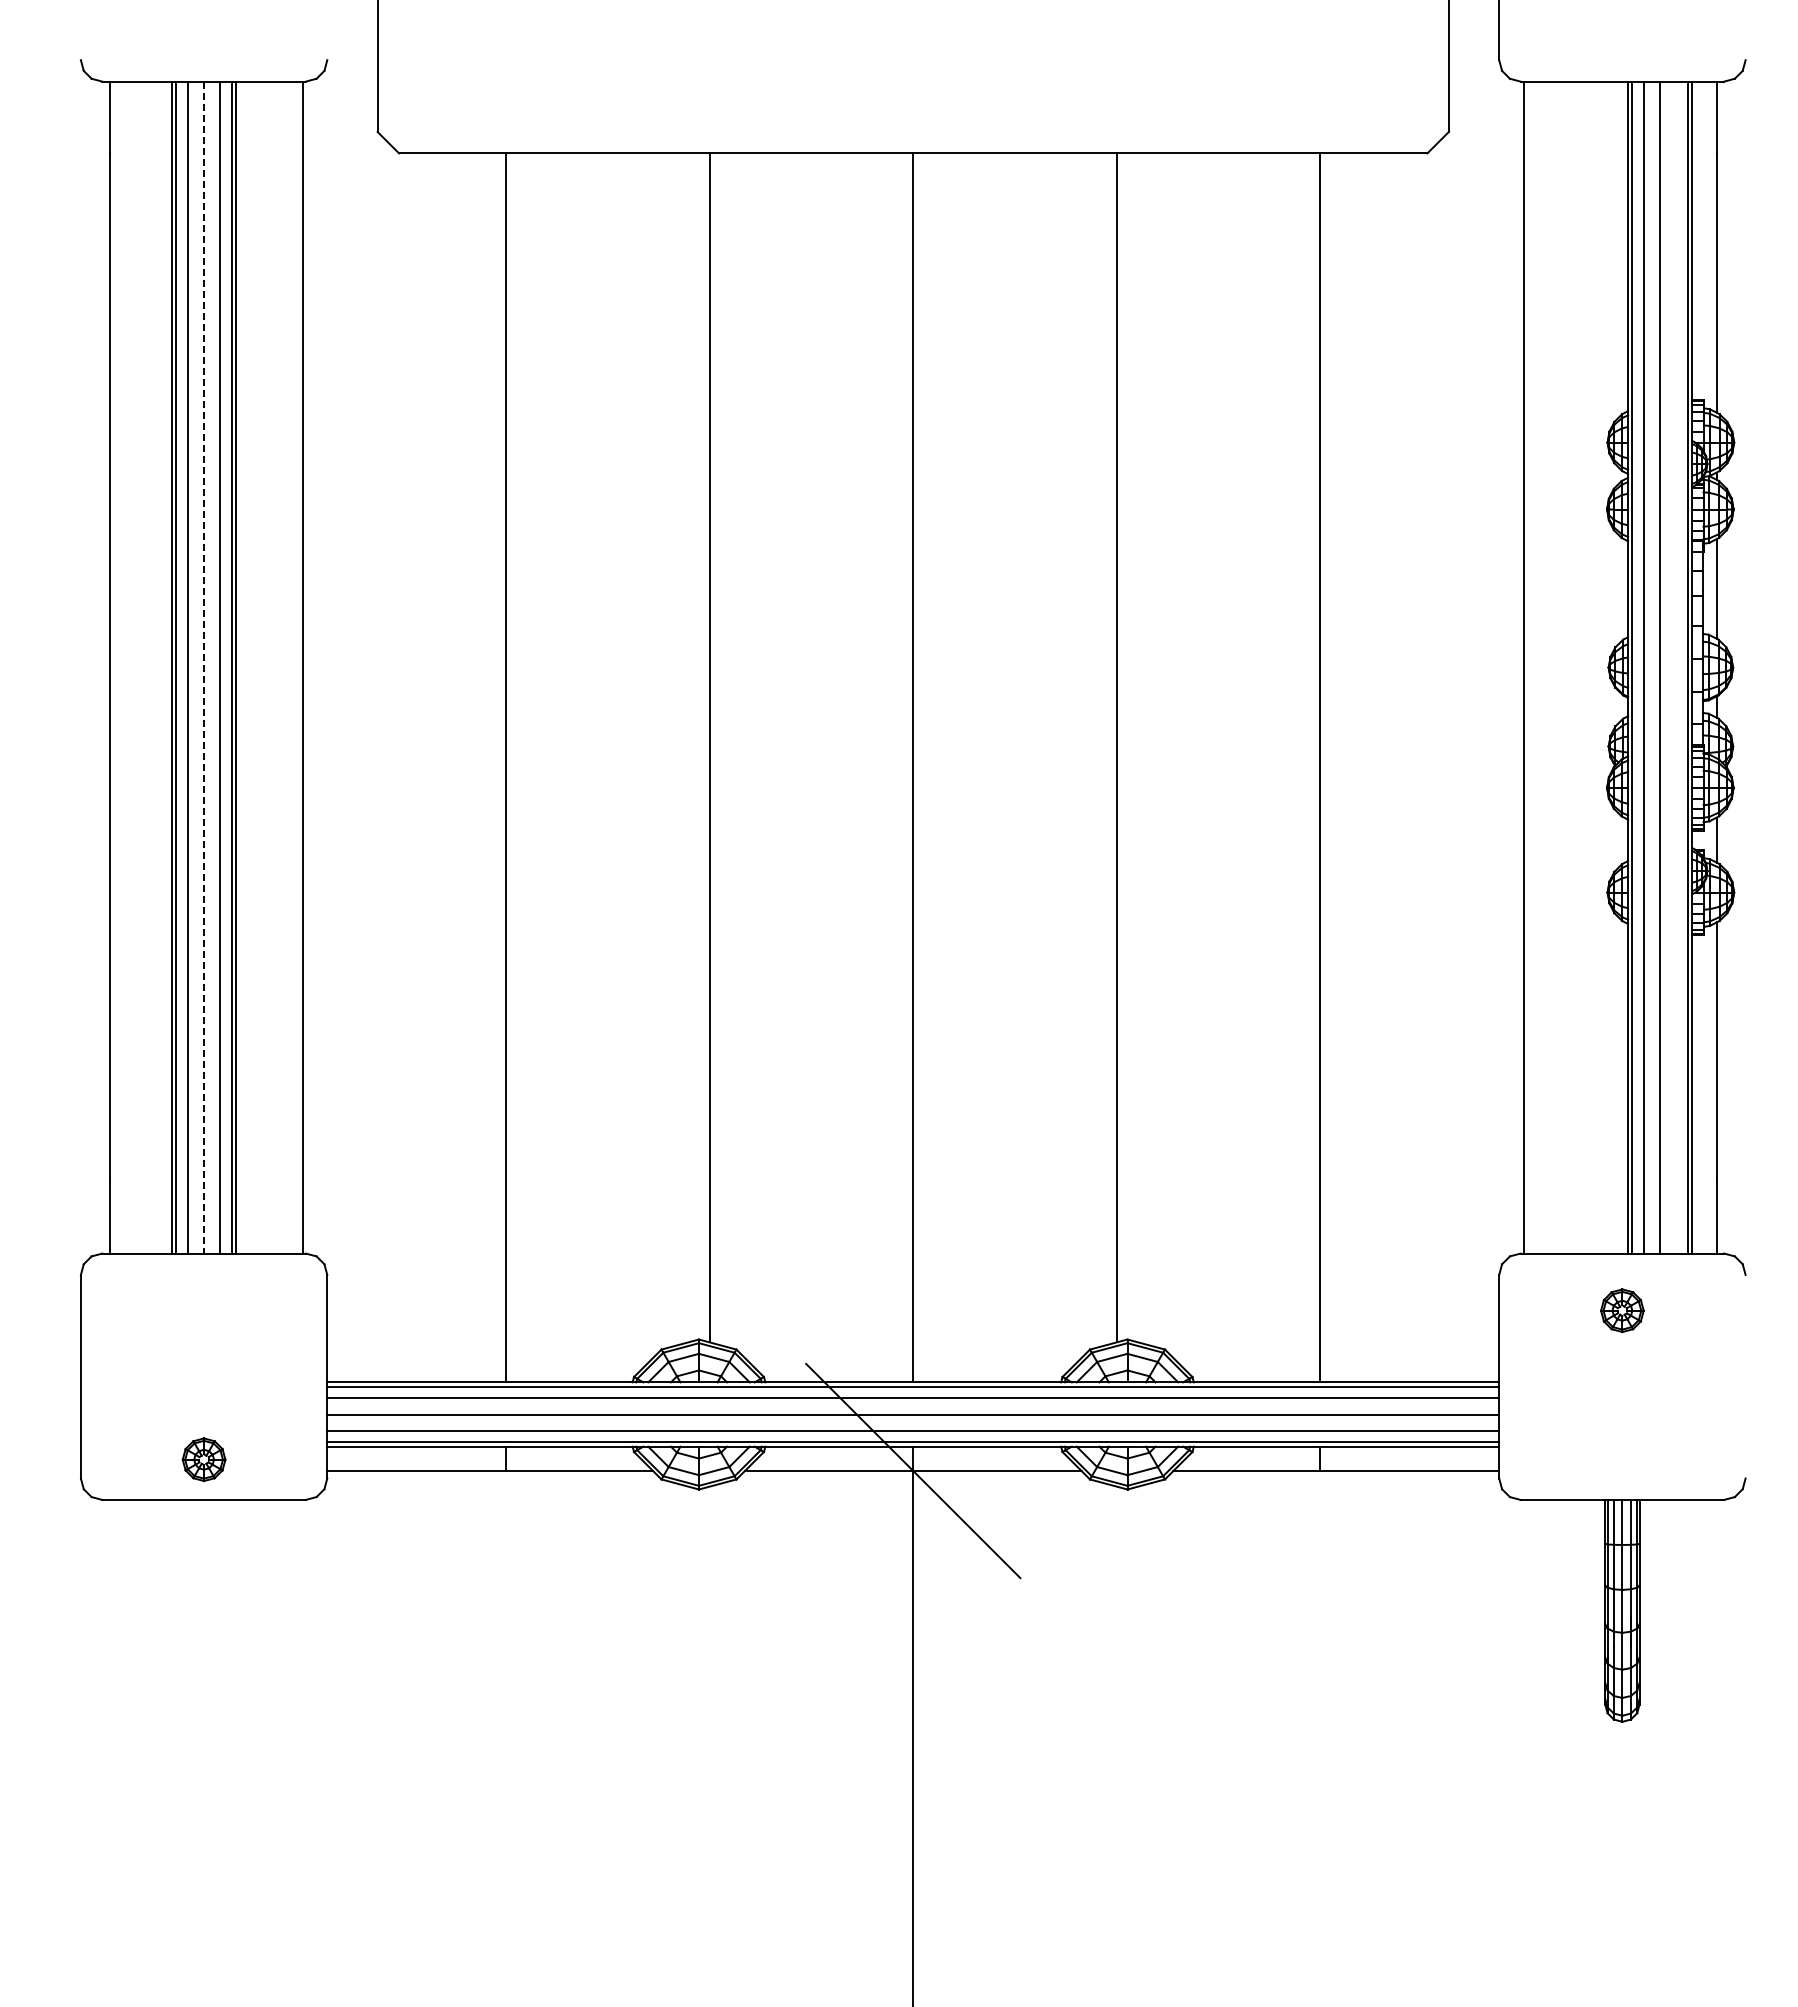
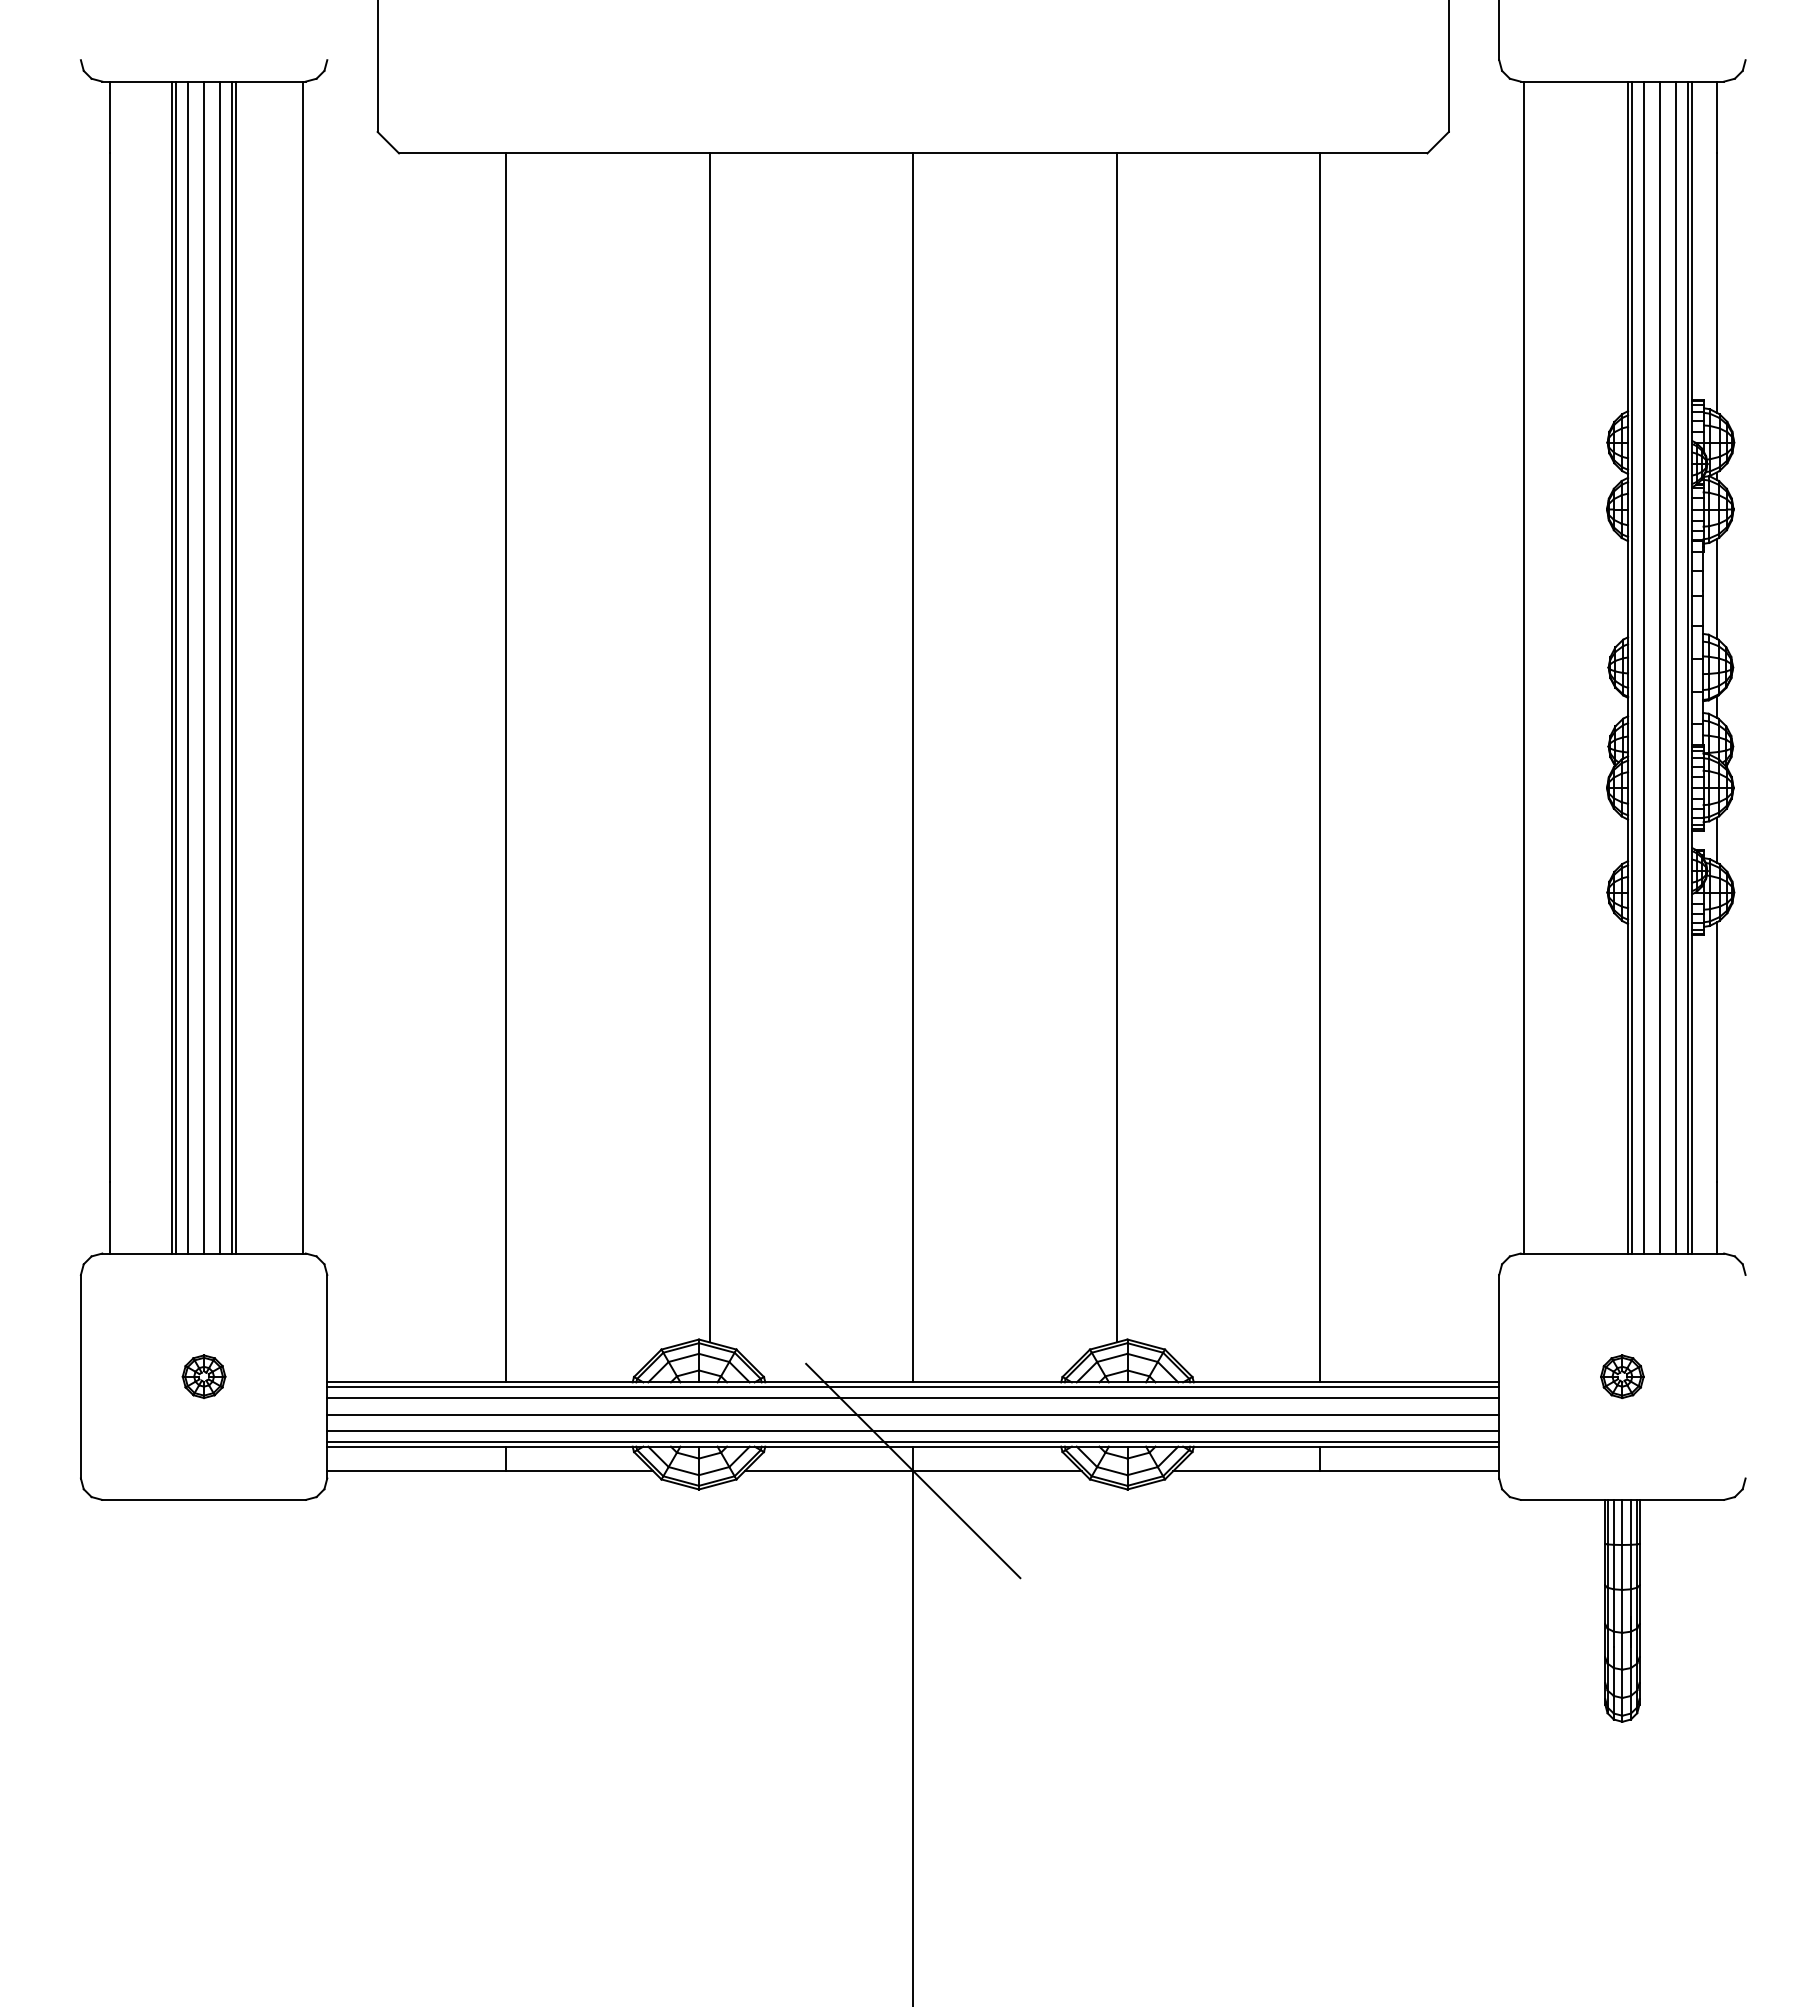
line: dashed -> solid (204, 667)
line: none -> present (1676, 667)
part position: (1622, 1310) -> (1622, 1376) (1622, 1376)
part position: (203, 1459) -> (203, 1376) (203, 1376)
